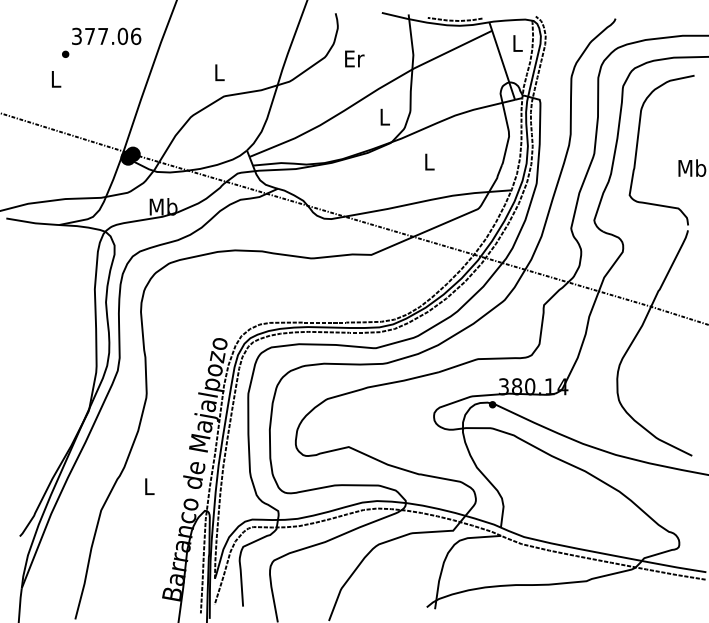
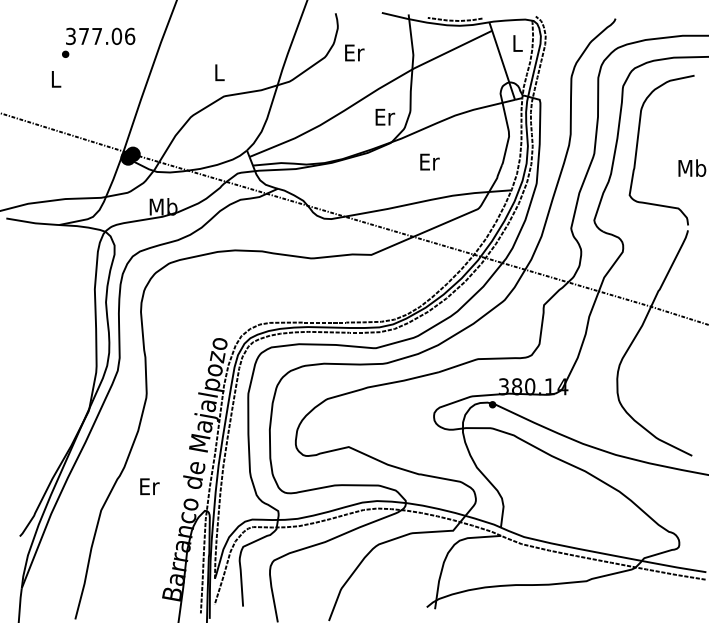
text position: (106, 35) -> (100, 35) (100, 35)
text position: (354, 58) -> (354, 52) (354, 52)
text: L -> Er (385, 116)
text: L -> Er (429, 161)
text: L -> Er (149, 486)
